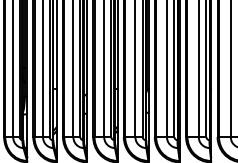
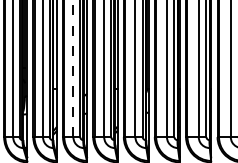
line: solid -> dashed (73, 68)
